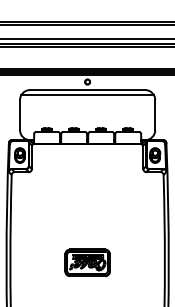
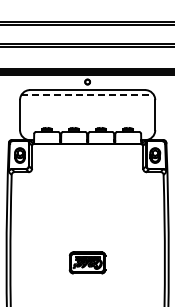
line: present -> none (86, 38)
line: solid -> dashed (88, 95)
part size: 47x30 px -> 39x24 px (87, 262)
